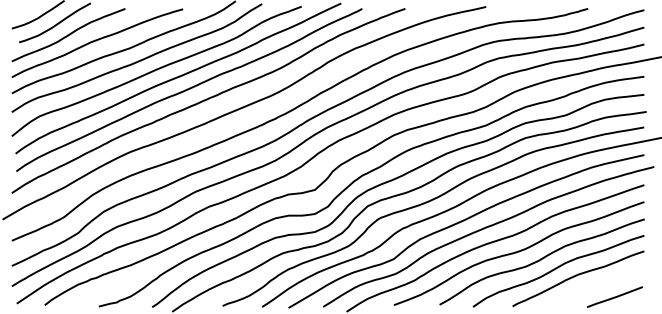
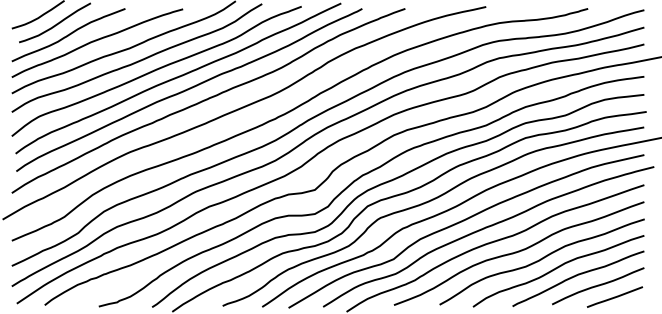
curve: none -> present (598, 286)
